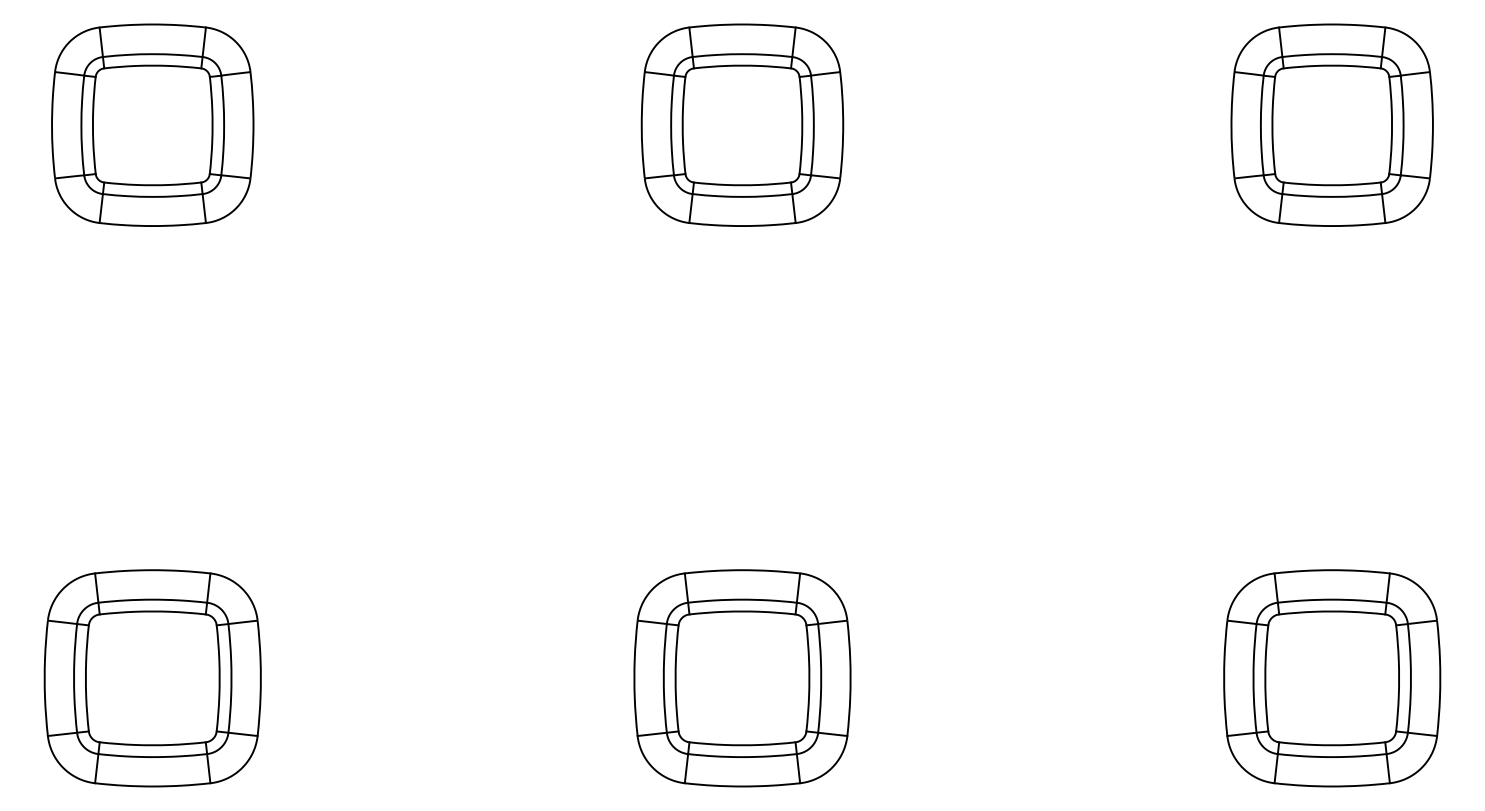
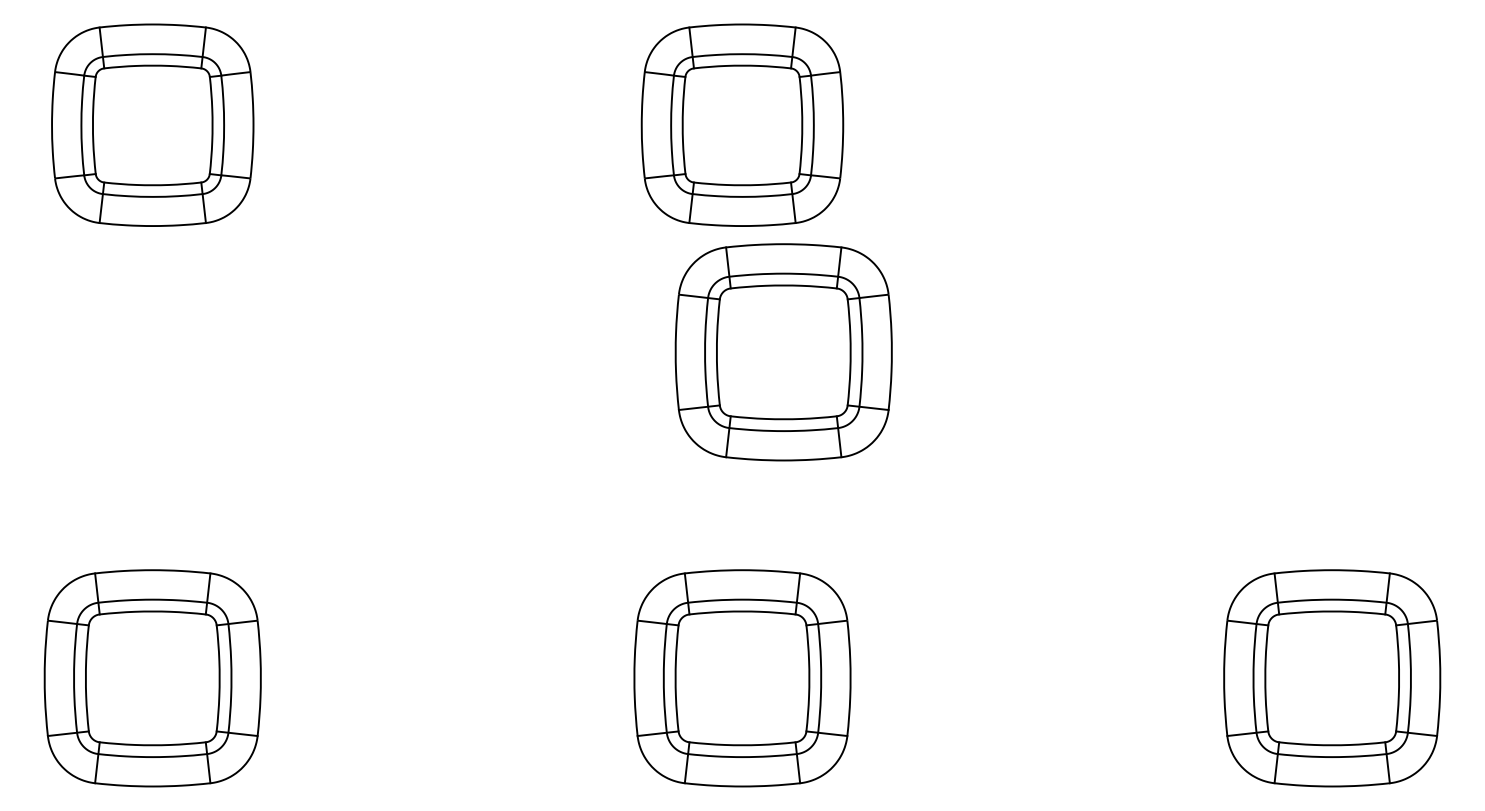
part: present -> none (1331, 124)
part: none -> present (783, 352)
